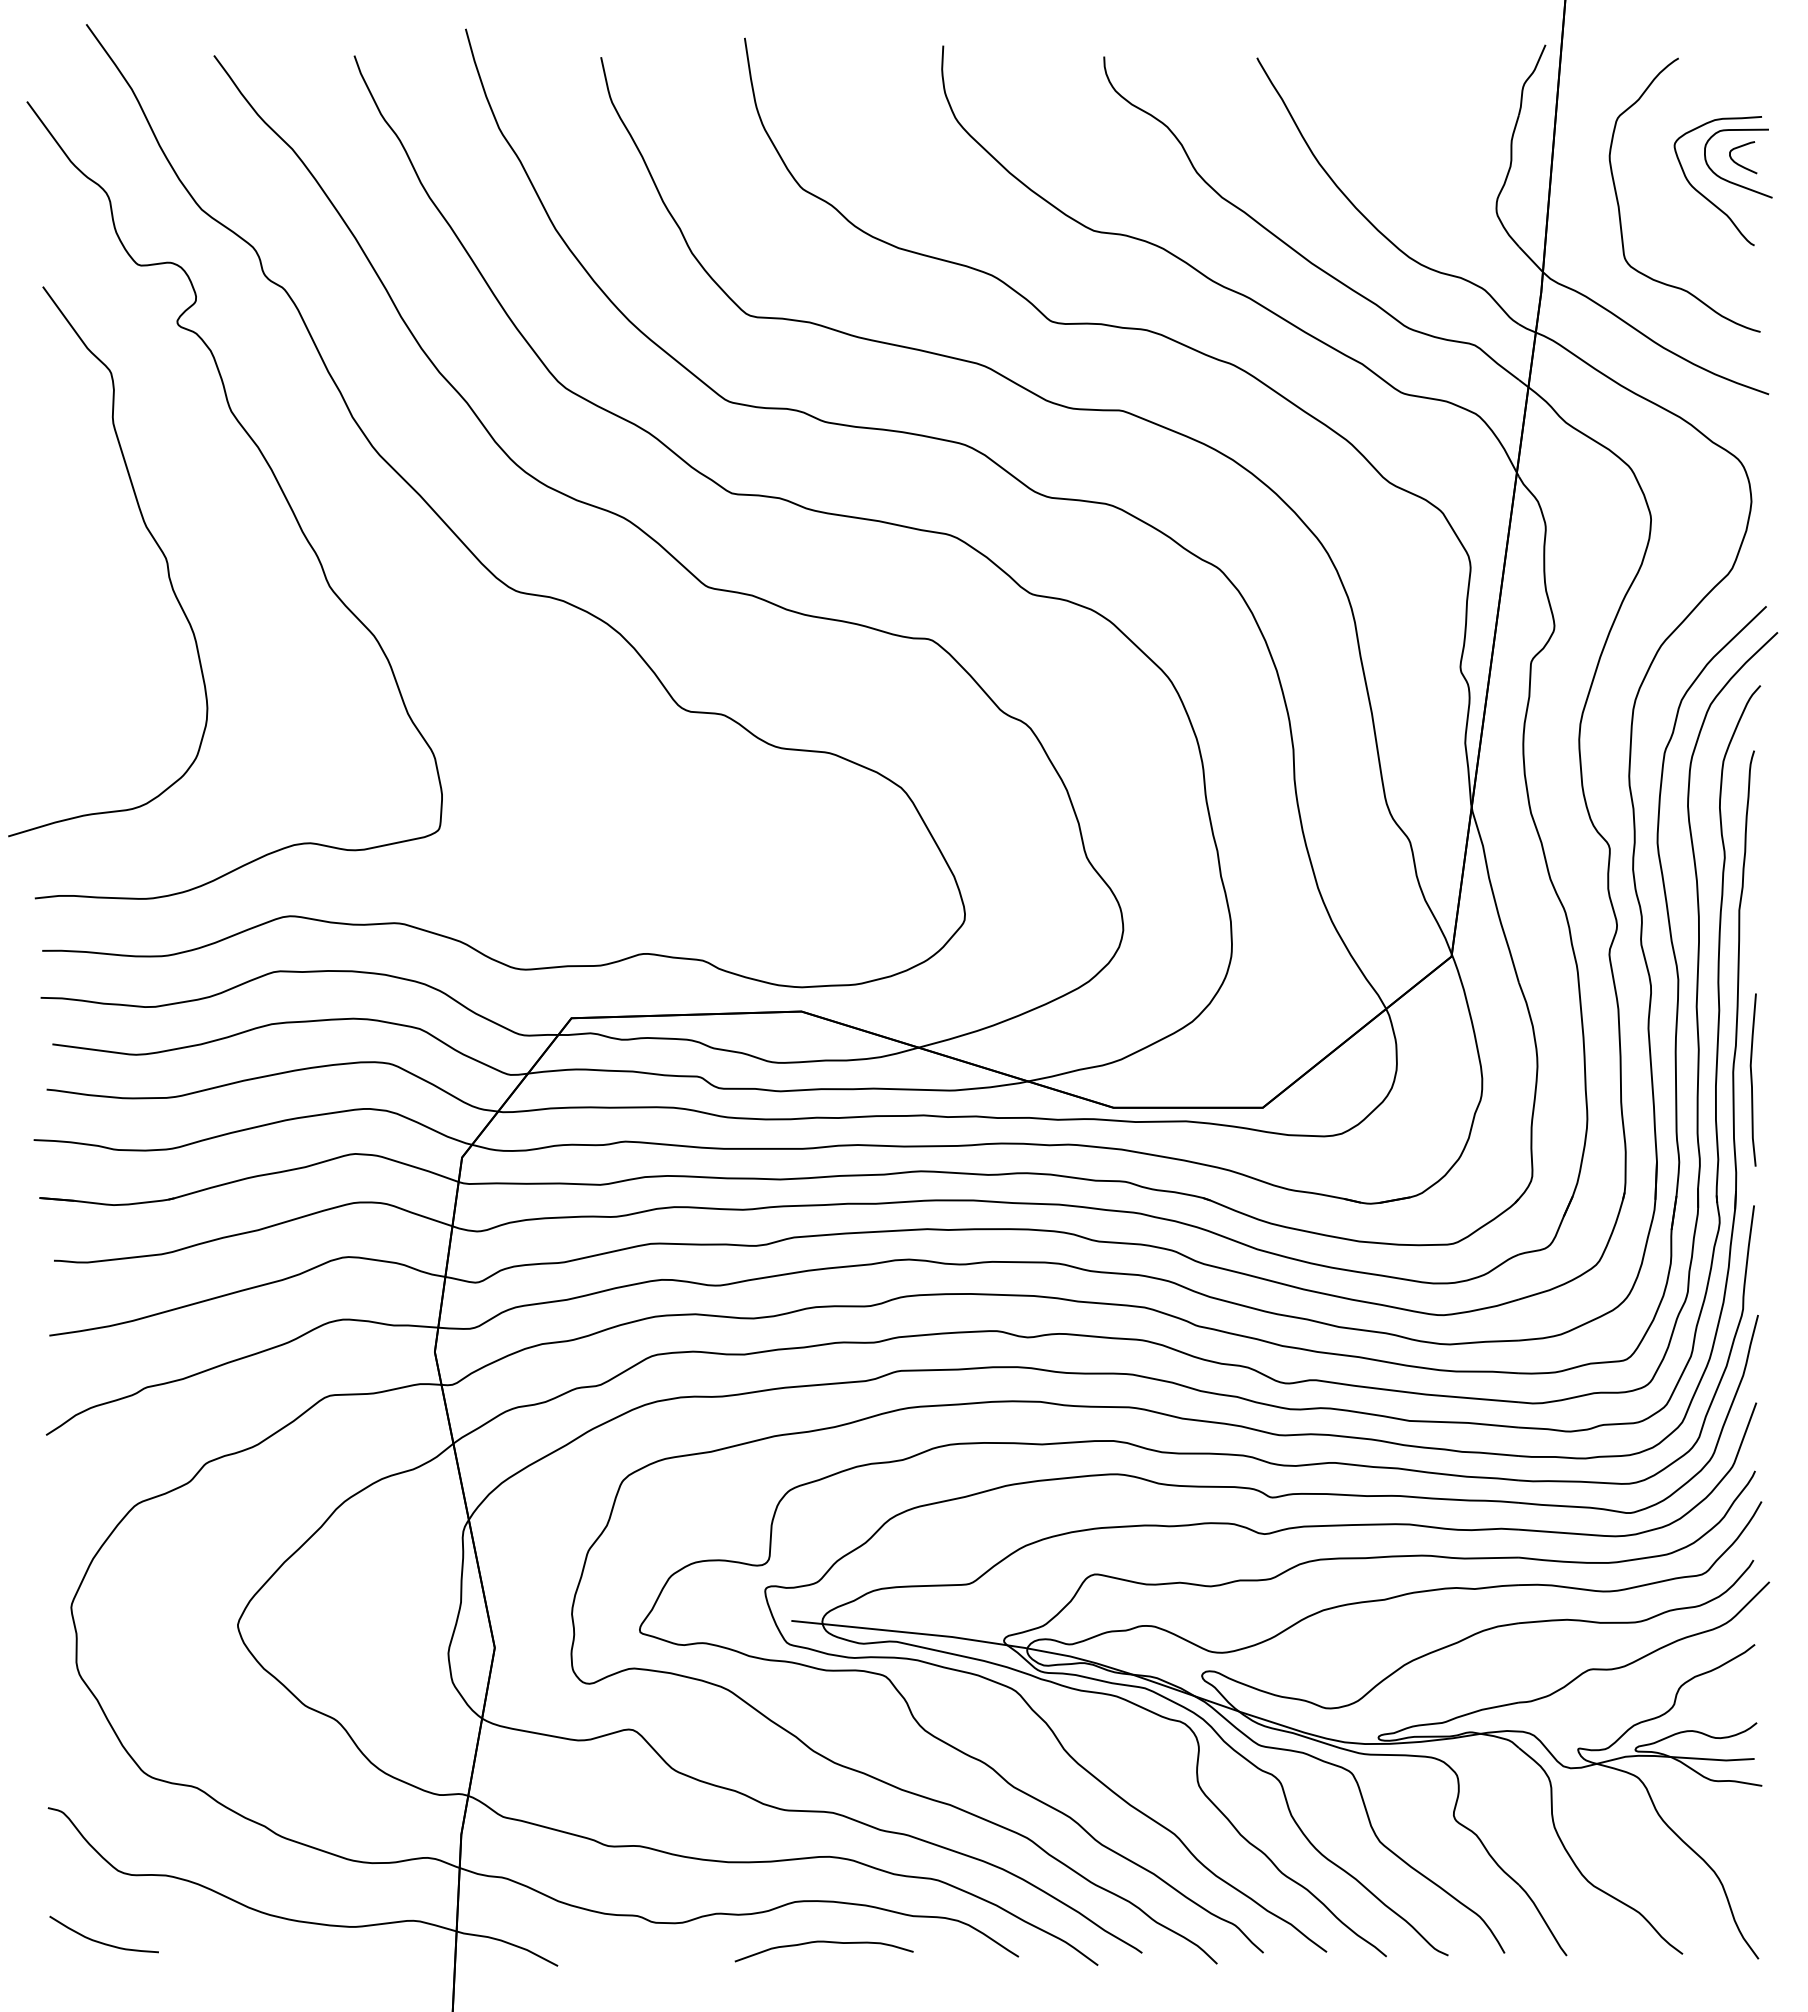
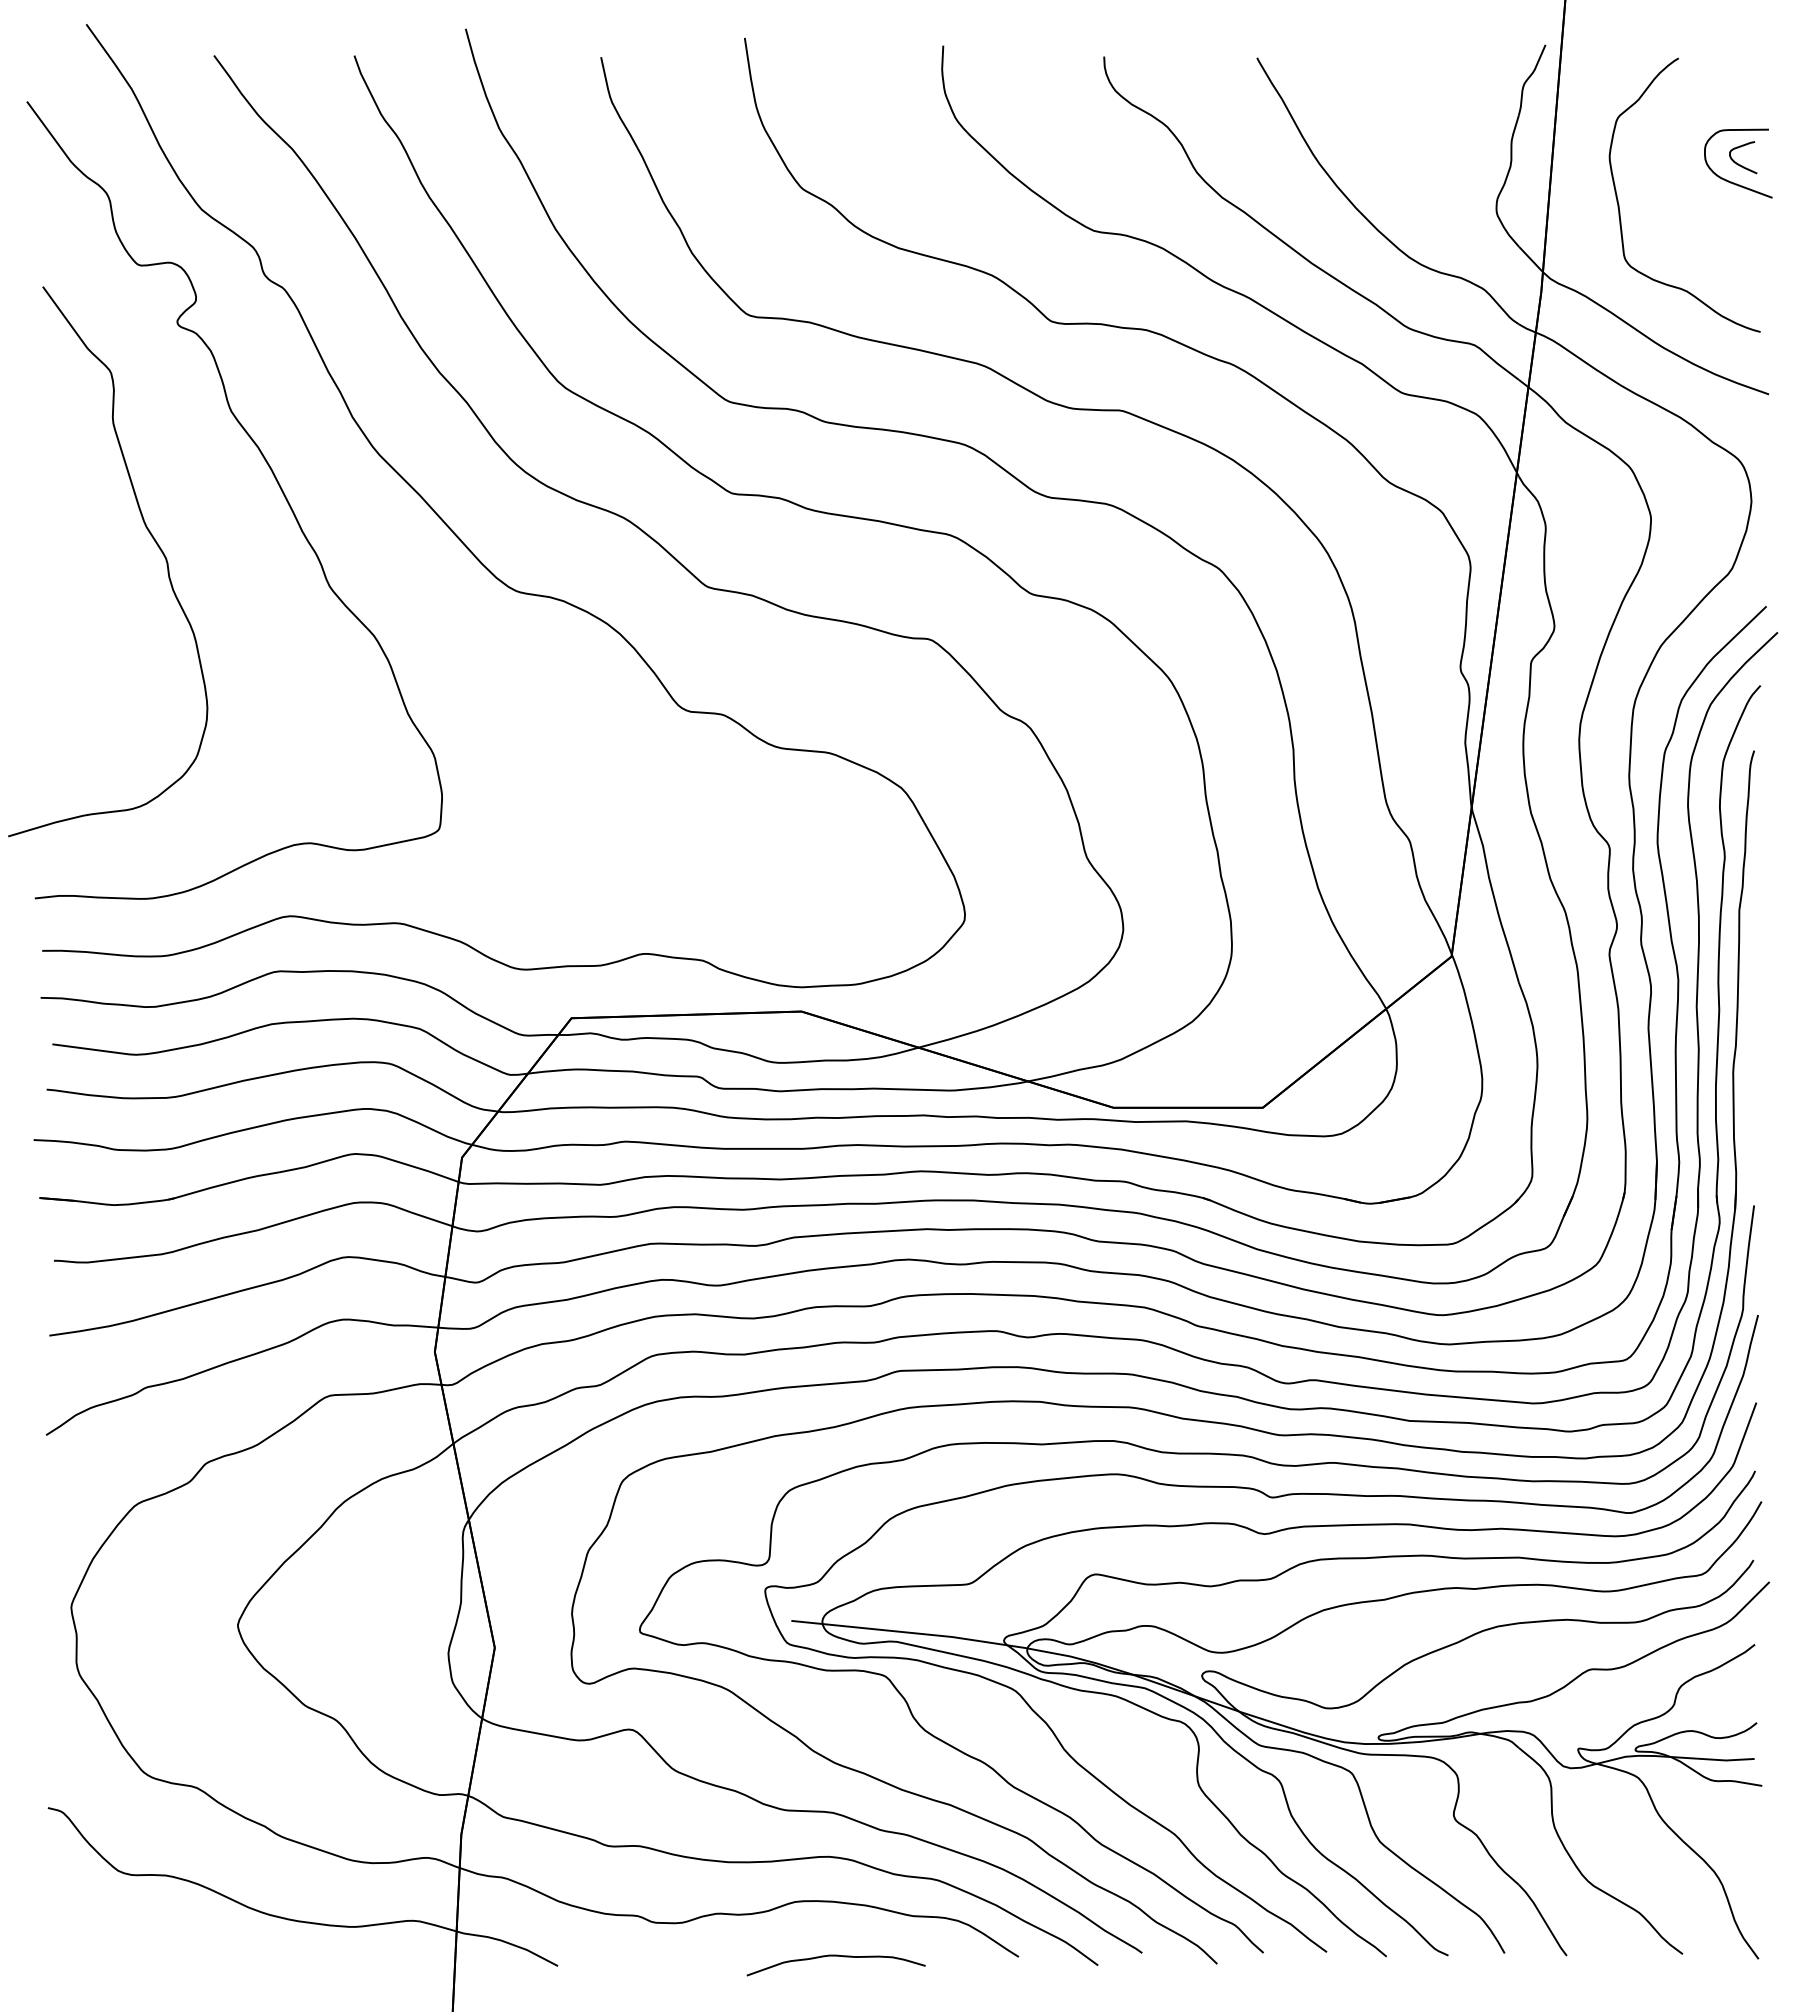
curve: present -> none (1703, 194)
curve: present -> none (1752, 1079)
curve: present -> none (100, 1941)
curve position: (823, 1942) -> (835, 1956) (835, 1956)
